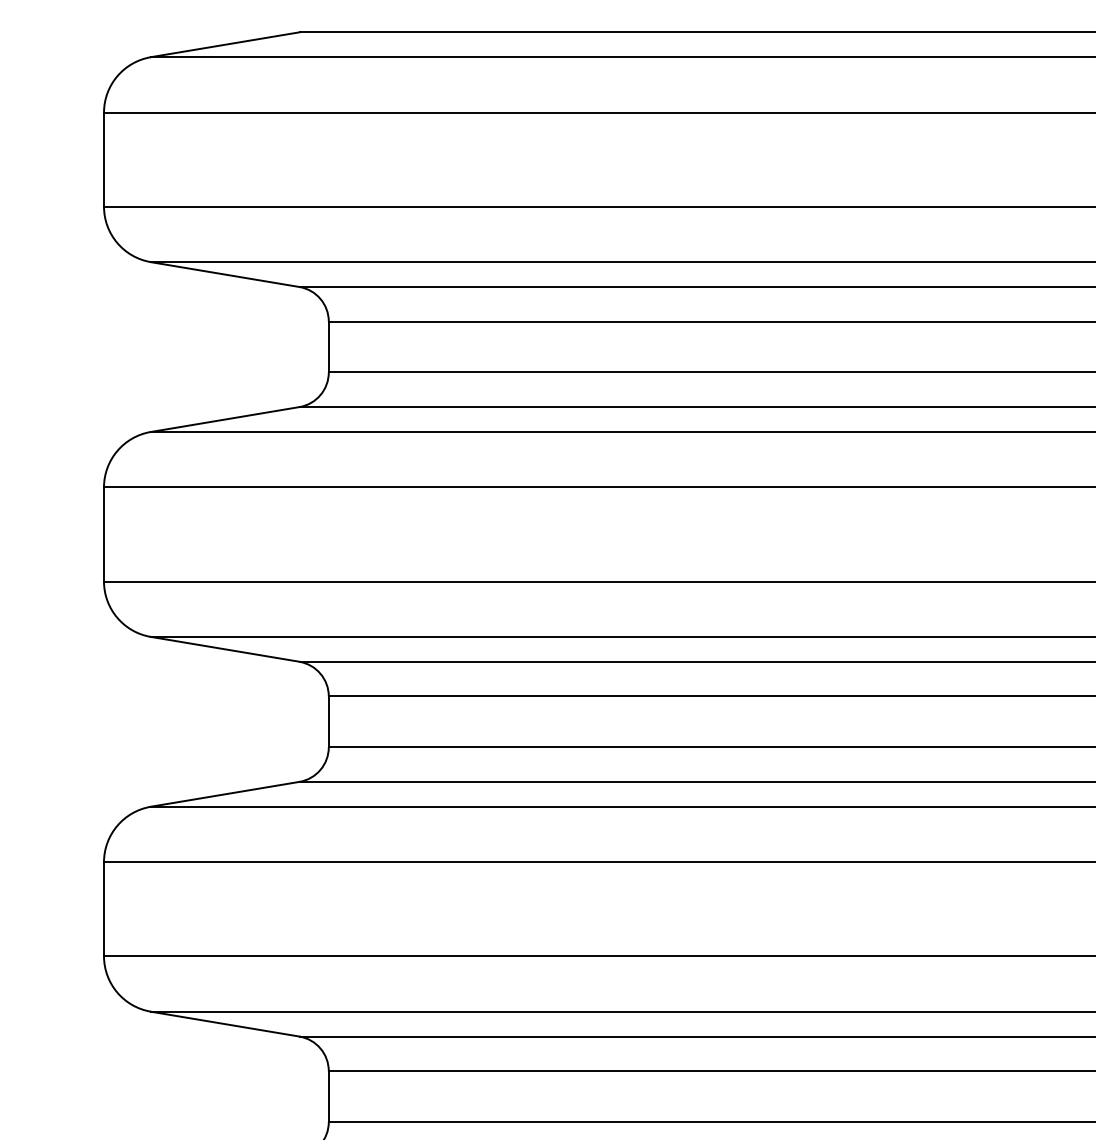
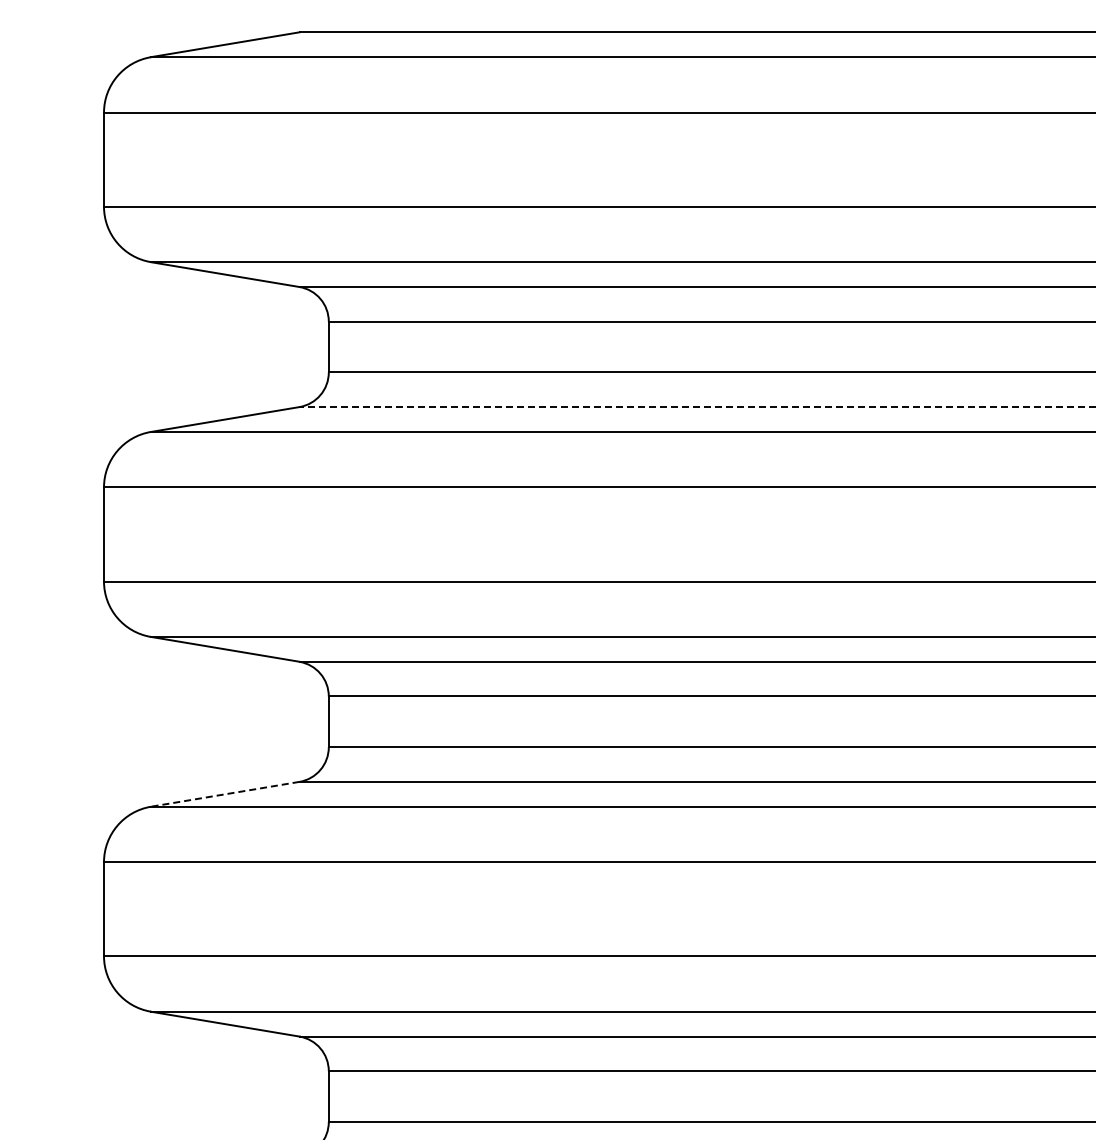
line: solid -> dashed (697, 407)
line: solid -> dashed (224, 794)
